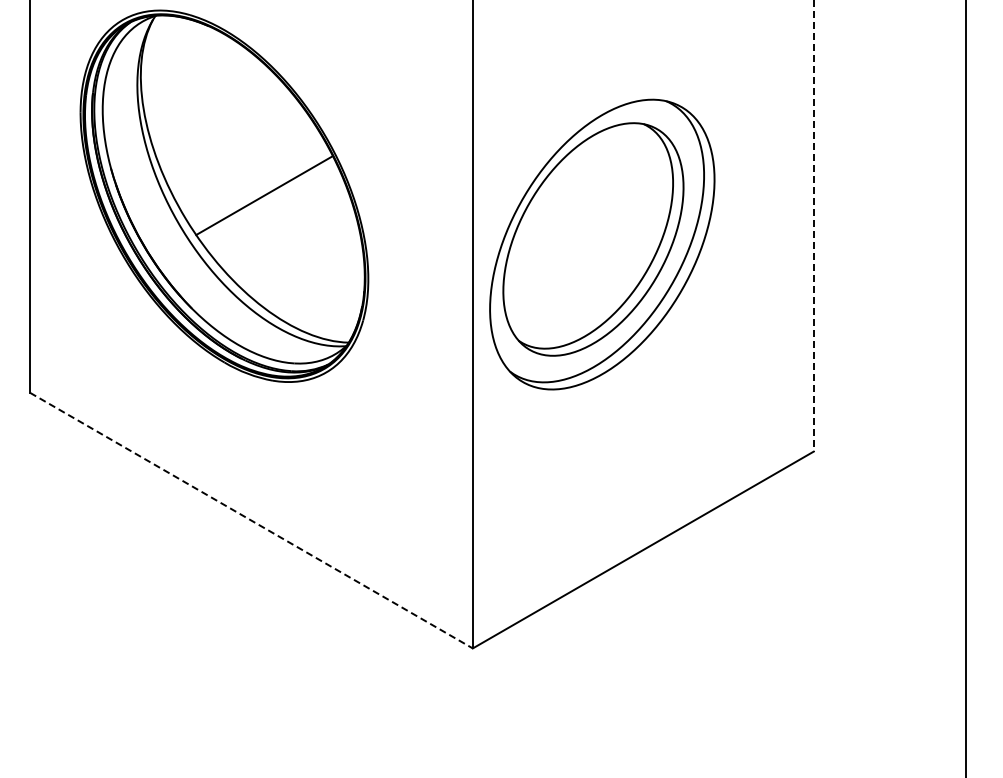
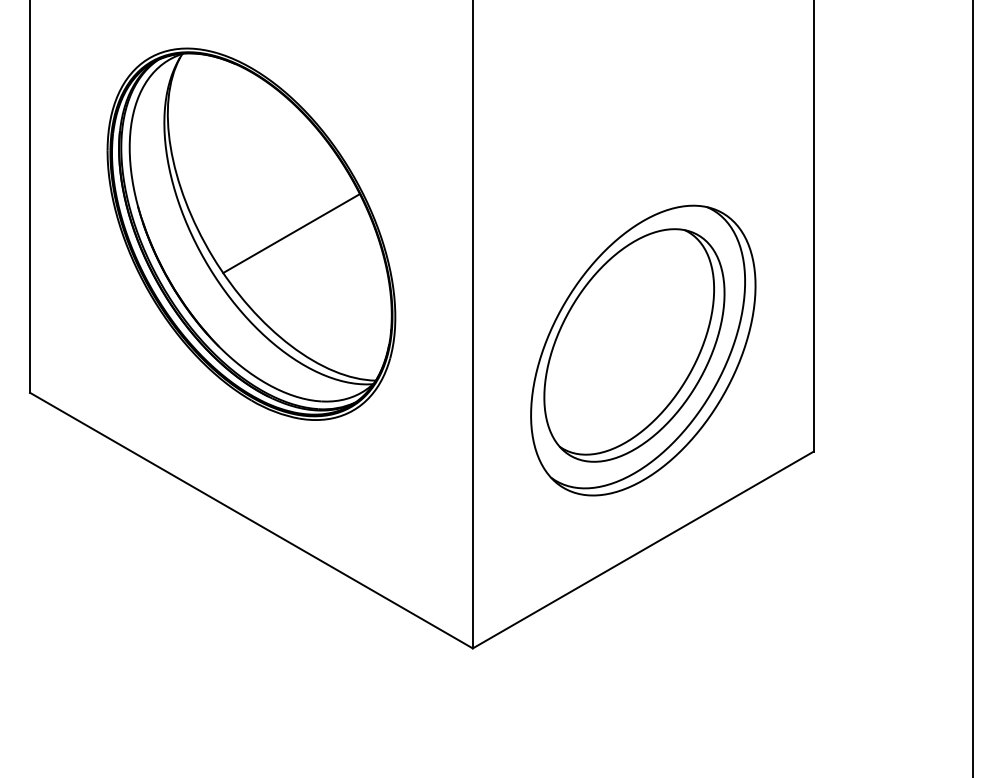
part position: (224, 195) -> (251, 233) (251, 233)
line: dashed -> solid (813, 226)
part position: (602, 244) -> (643, 350) (643, 350)
line position: (965, 388) -> (972, 388) (972, 388)
line: dashed -> solid (251, 520)
